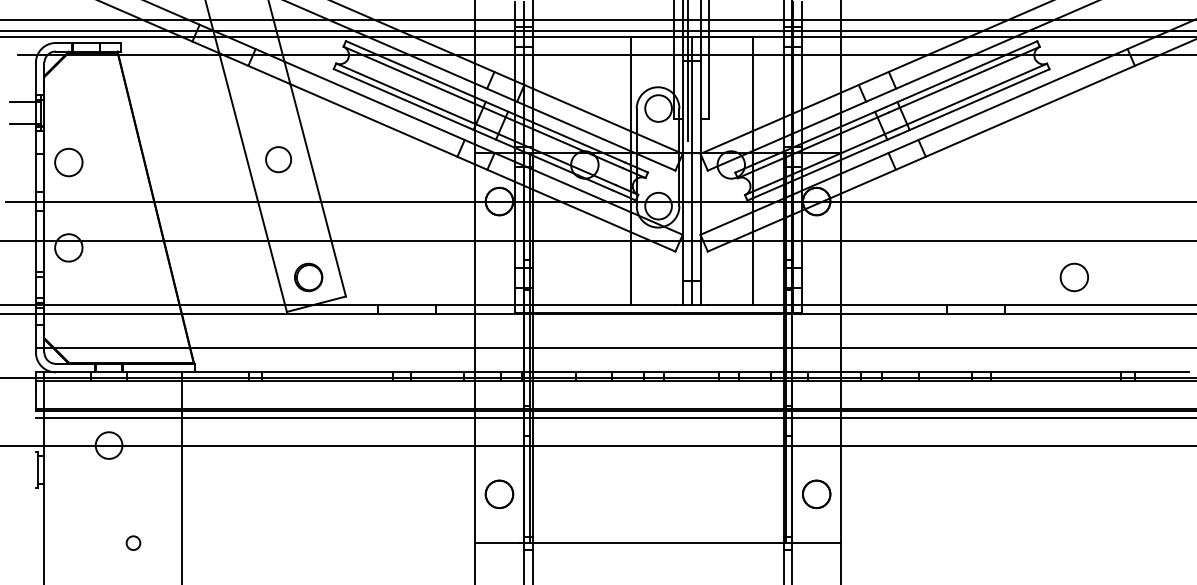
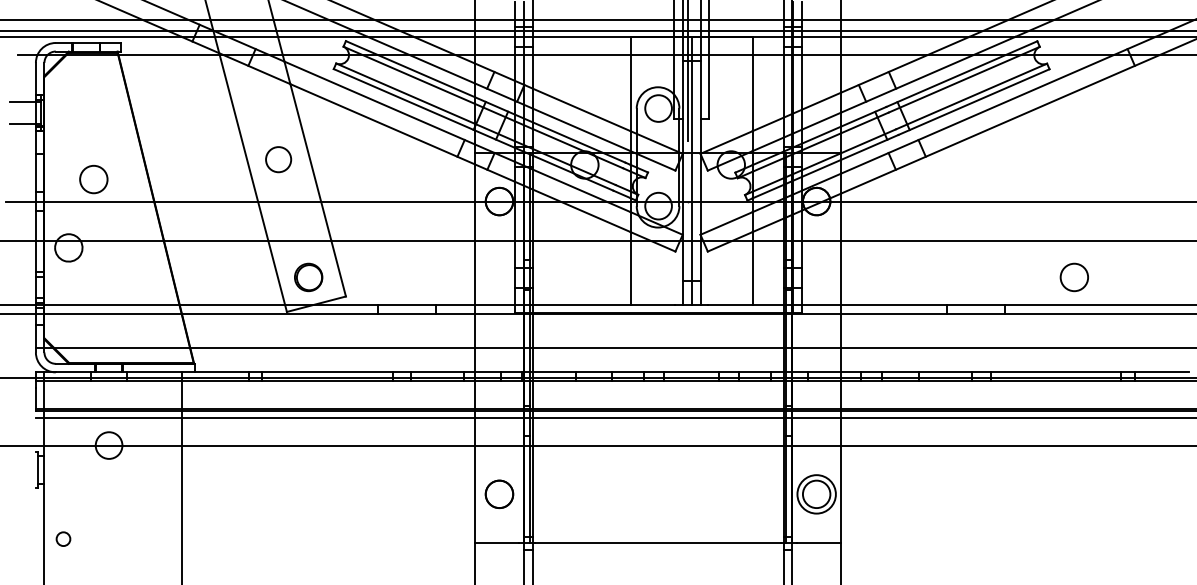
circle position: (68, 162) -> (93, 179) (93, 179)
circle diameter: 27 px -> 38 px (816, 494)
circle position: (133, 542) -> (63, 538) (63, 538)
